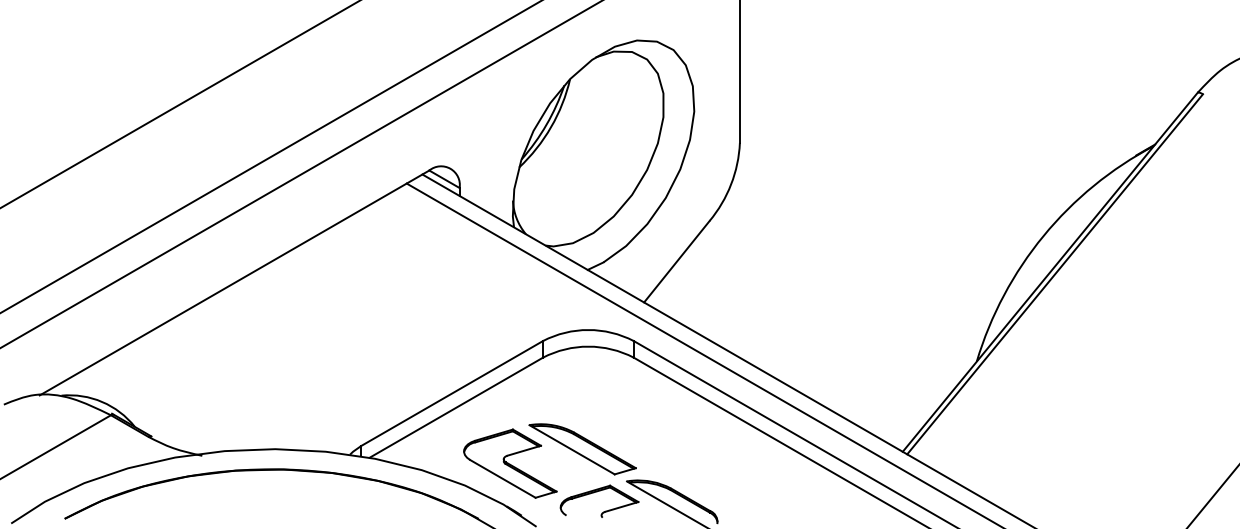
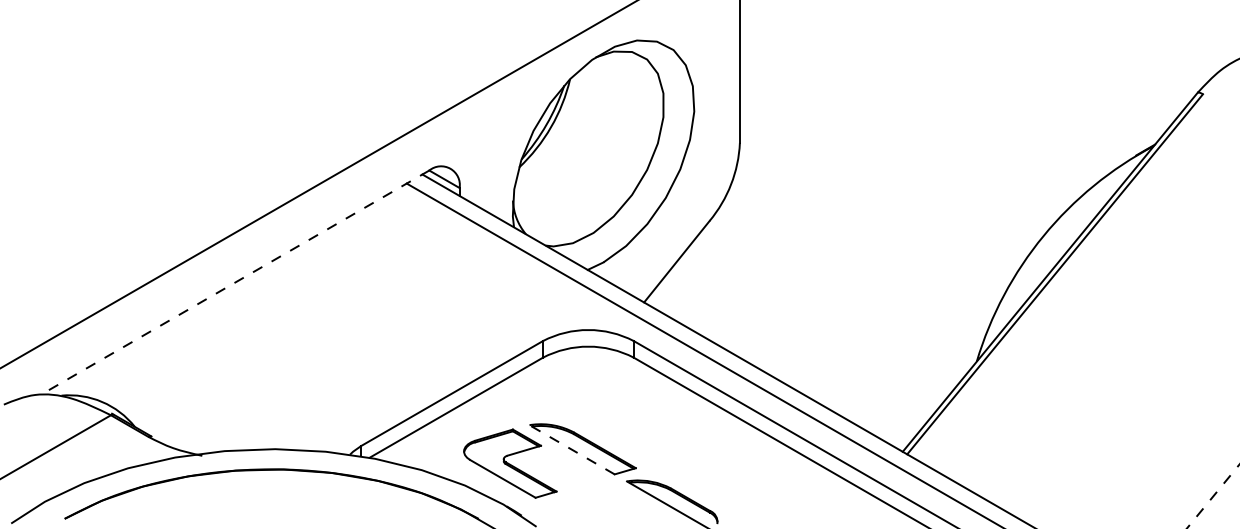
line: present -> none (179, 104)
line: present -> none (270, 156)
line position: (300, 174) -> (318, 184) (318, 184)
line: solid -> dashed (234, 282)
line: solid -> dashed (571, 449)
part: present -> none (597, 492)
line: solid -> dashed (1212, 496)
